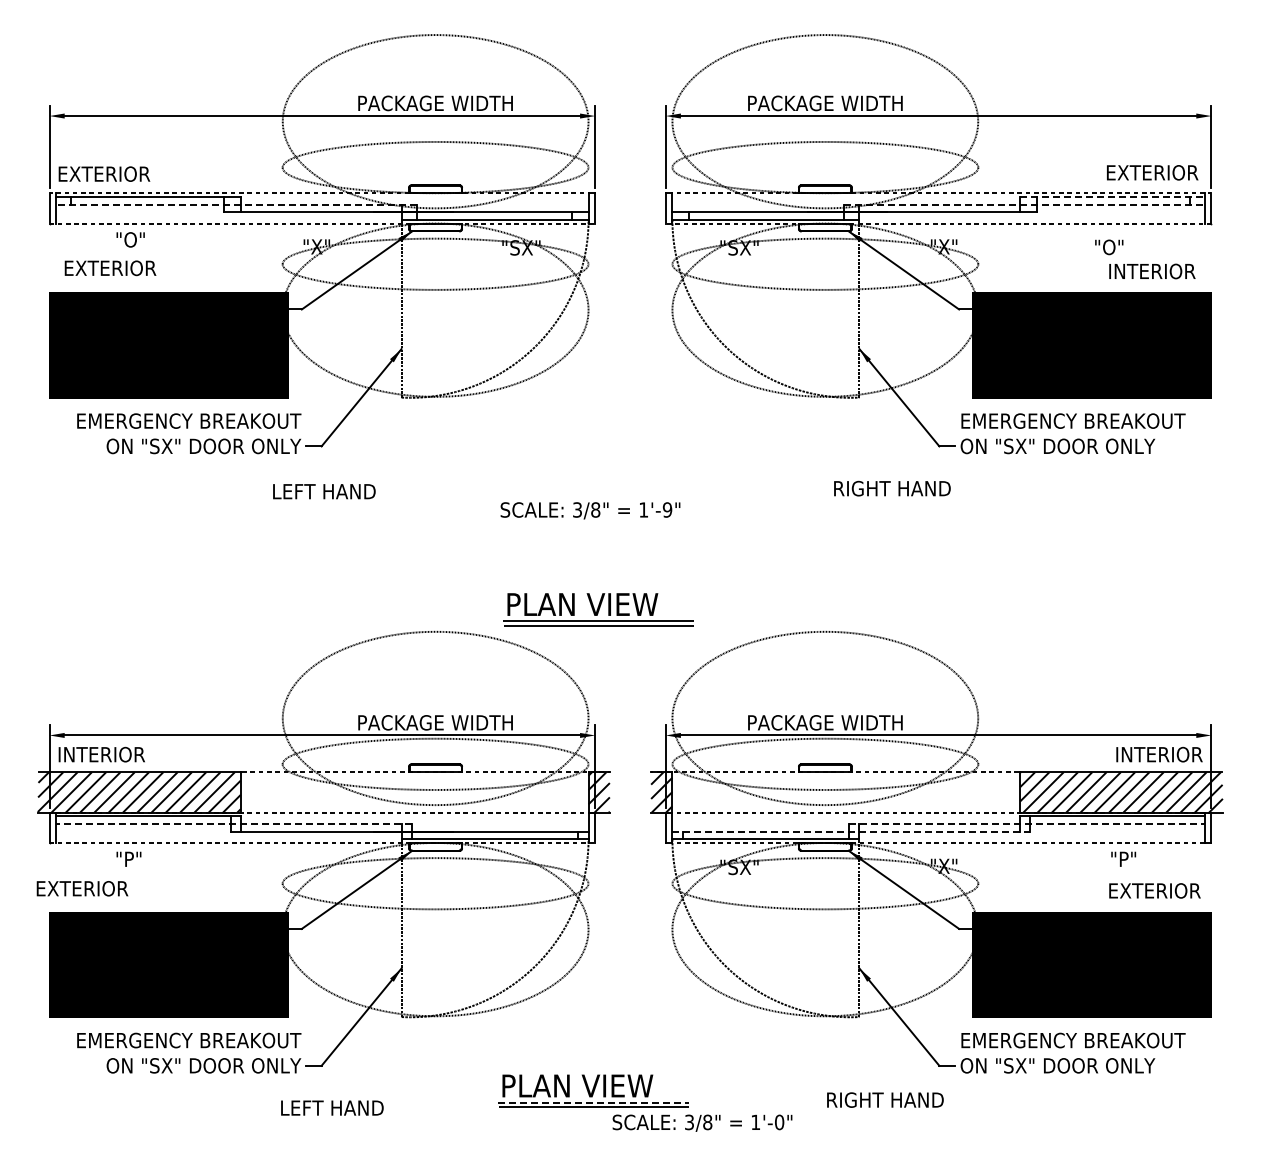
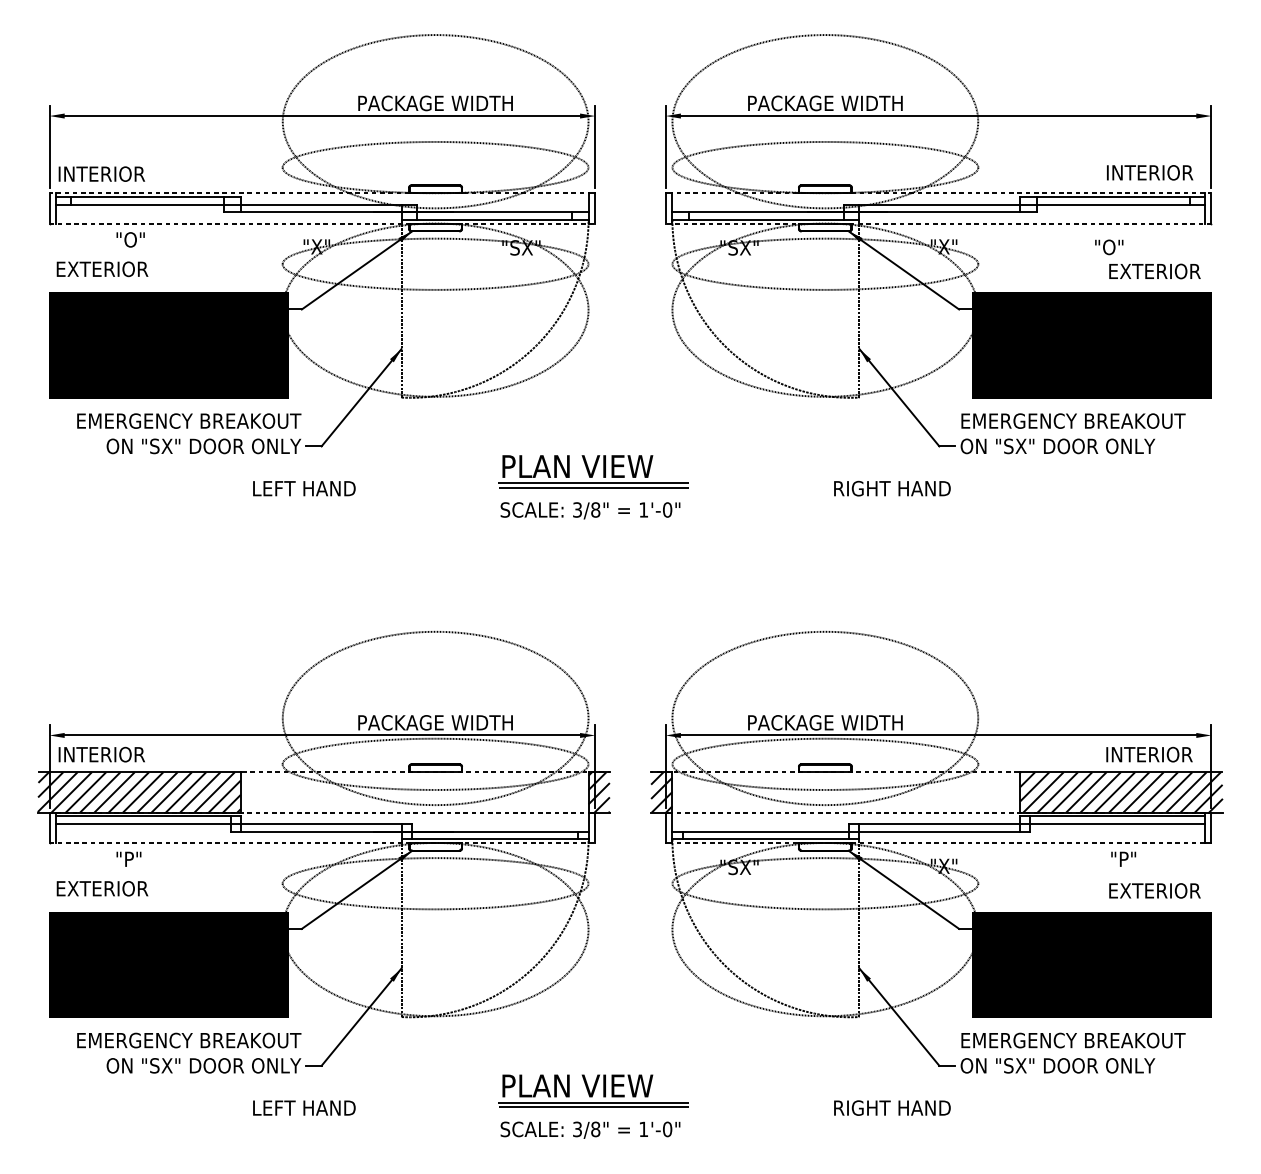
text: EXTERIOR -> INTERIOR (1153, 172)
text: EXTERIOR -> INTERIOR (105, 173)
line: dashed -> solid (1113, 197)
line: dashed -> solid (235, 204)
line: dashed -> solid (1025, 204)
text position: (110, 268) -> (102, 269) (102, 269)
text: INTERIOR -> EXTERIOR (1155, 271)
text position: (324, 491) -> (304, 488) (304, 488)
text: 1'-9" -> 1'-0" (667, 509)
part position: (598, 609) -> (593, 471) (593, 471)
text position: (1159, 754) -> (1149, 754) (1149, 754)
line: dashed -> solid (233, 824)
line: dashed -> solid (1027, 824)
line: dashed -> solid (851, 831)
text position: (82, 888) -> (102, 888) (102, 888)
text position: (885, 1099) -> (892, 1107) (892, 1107)
line: dashed -> solid (594, 1102)
text position: (332, 1107) -> (304, 1107) (304, 1107)
text position: (702, 1122) -> (590, 1129) (590, 1129)
